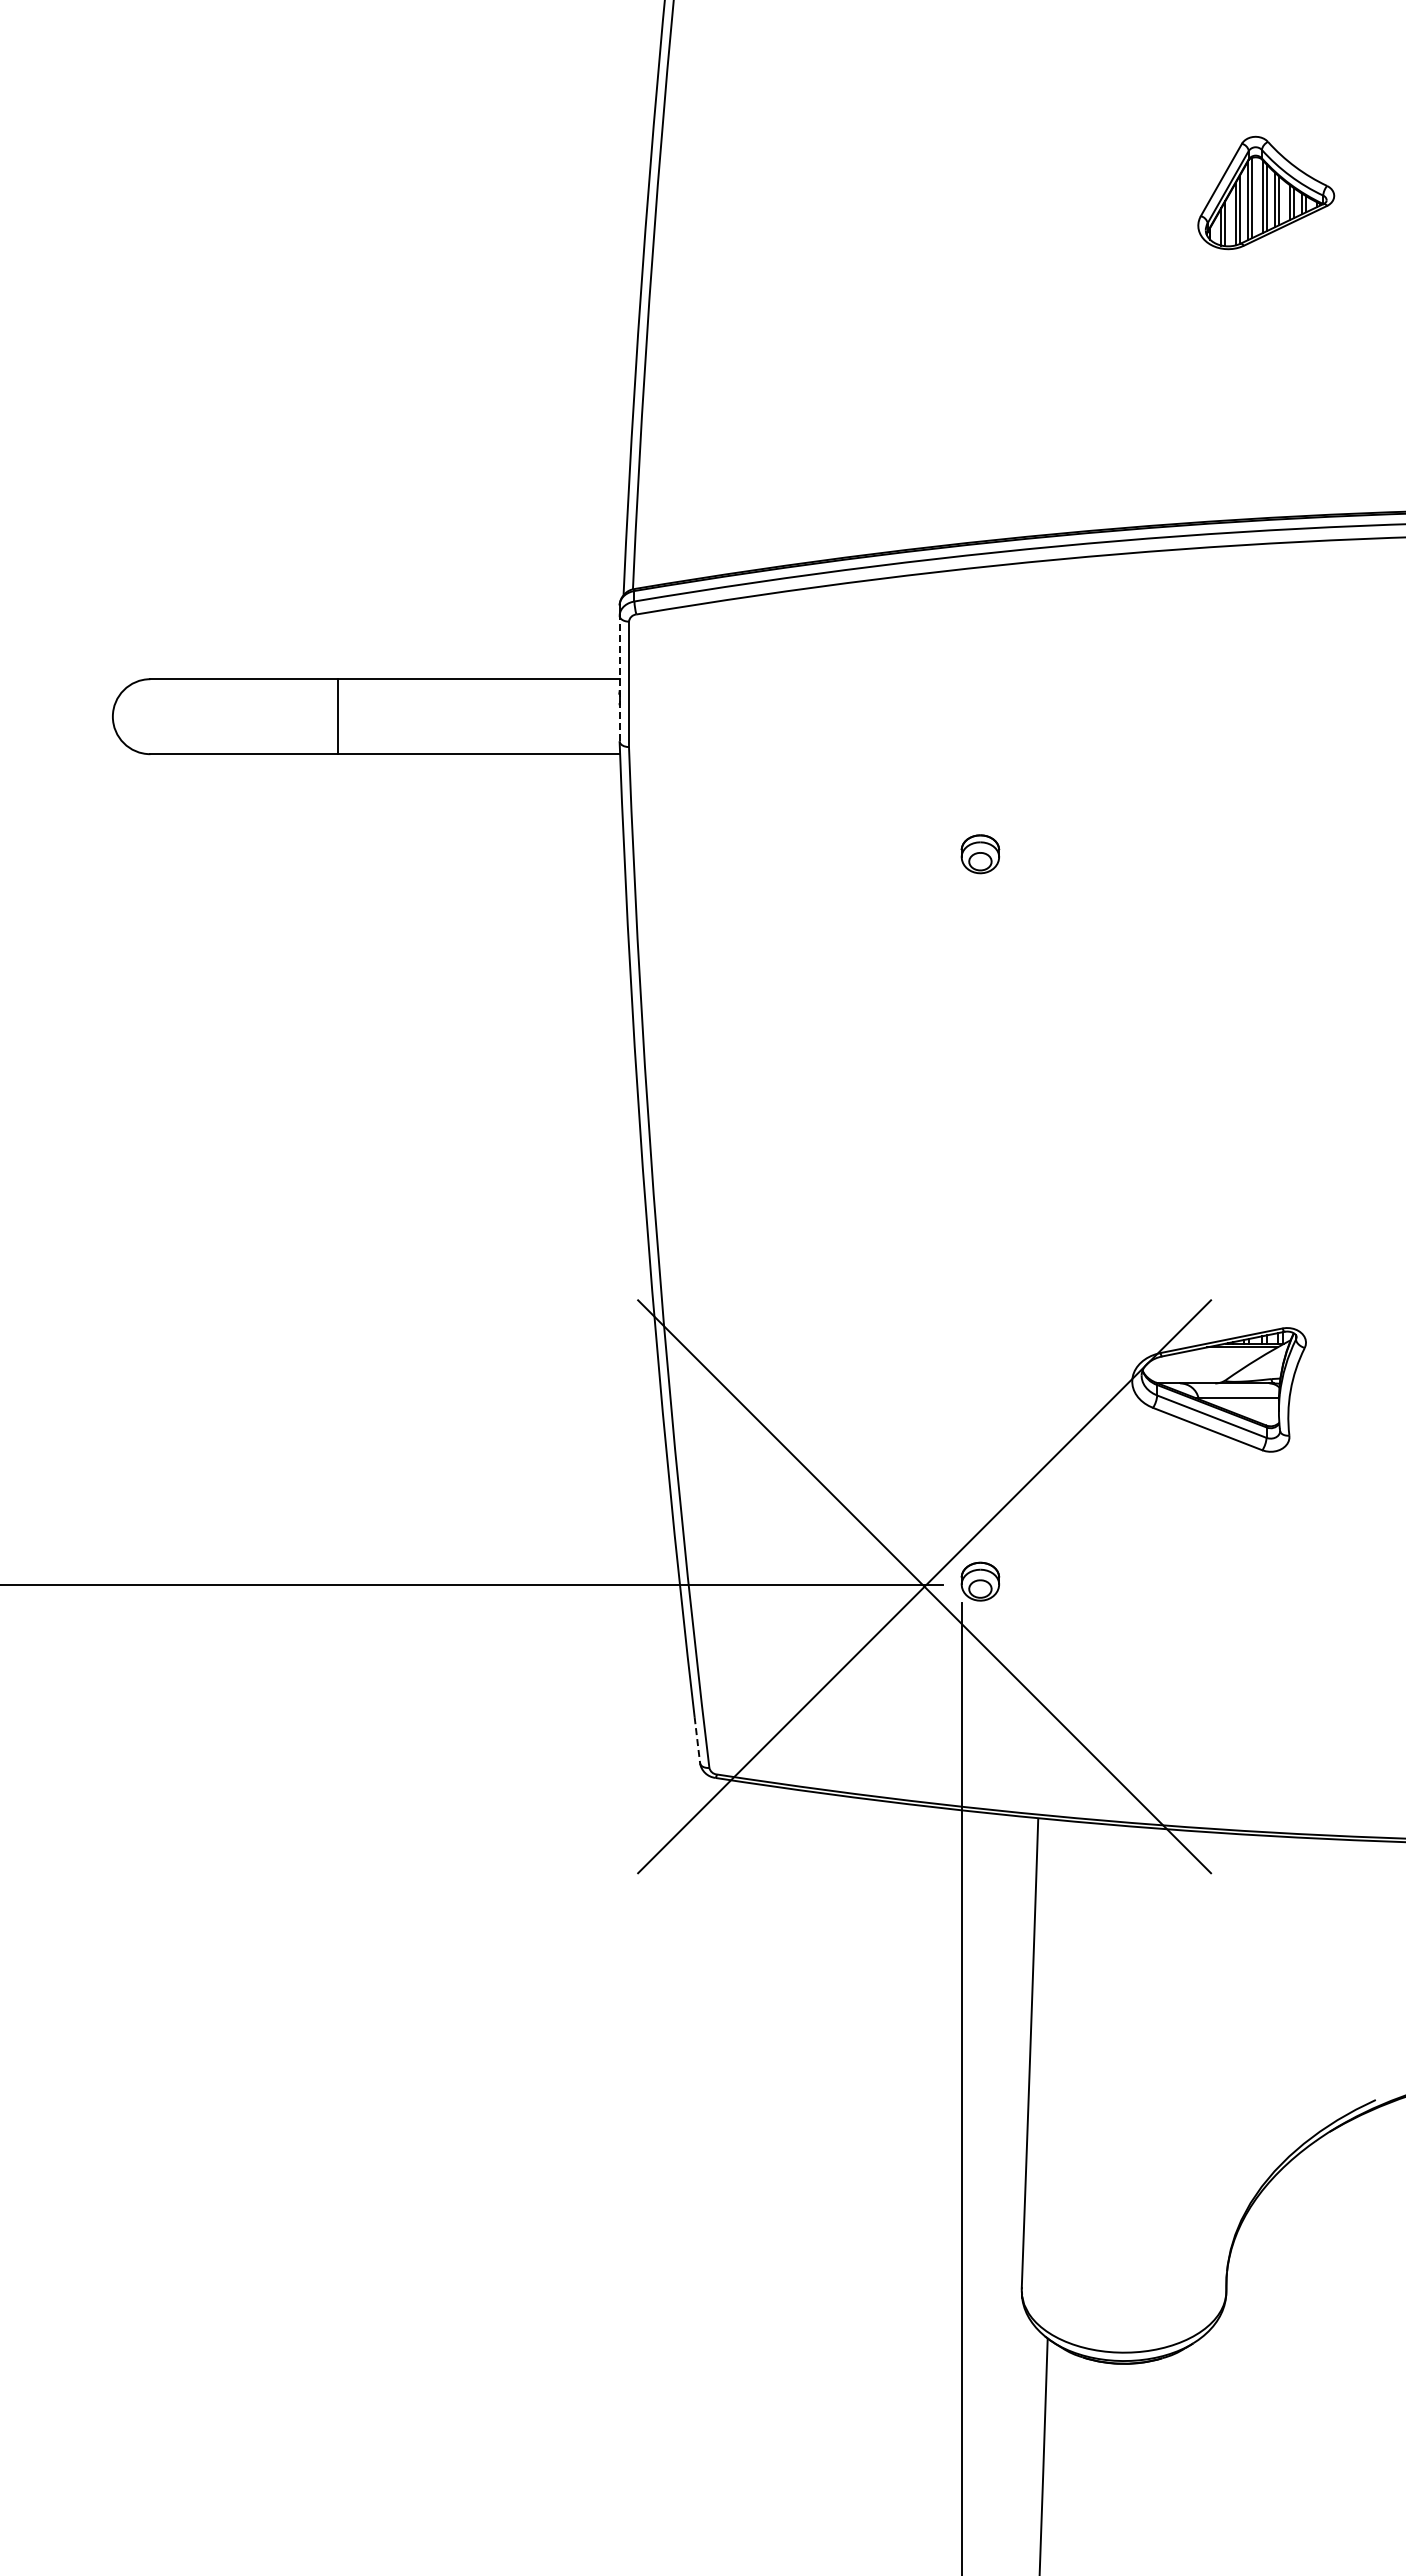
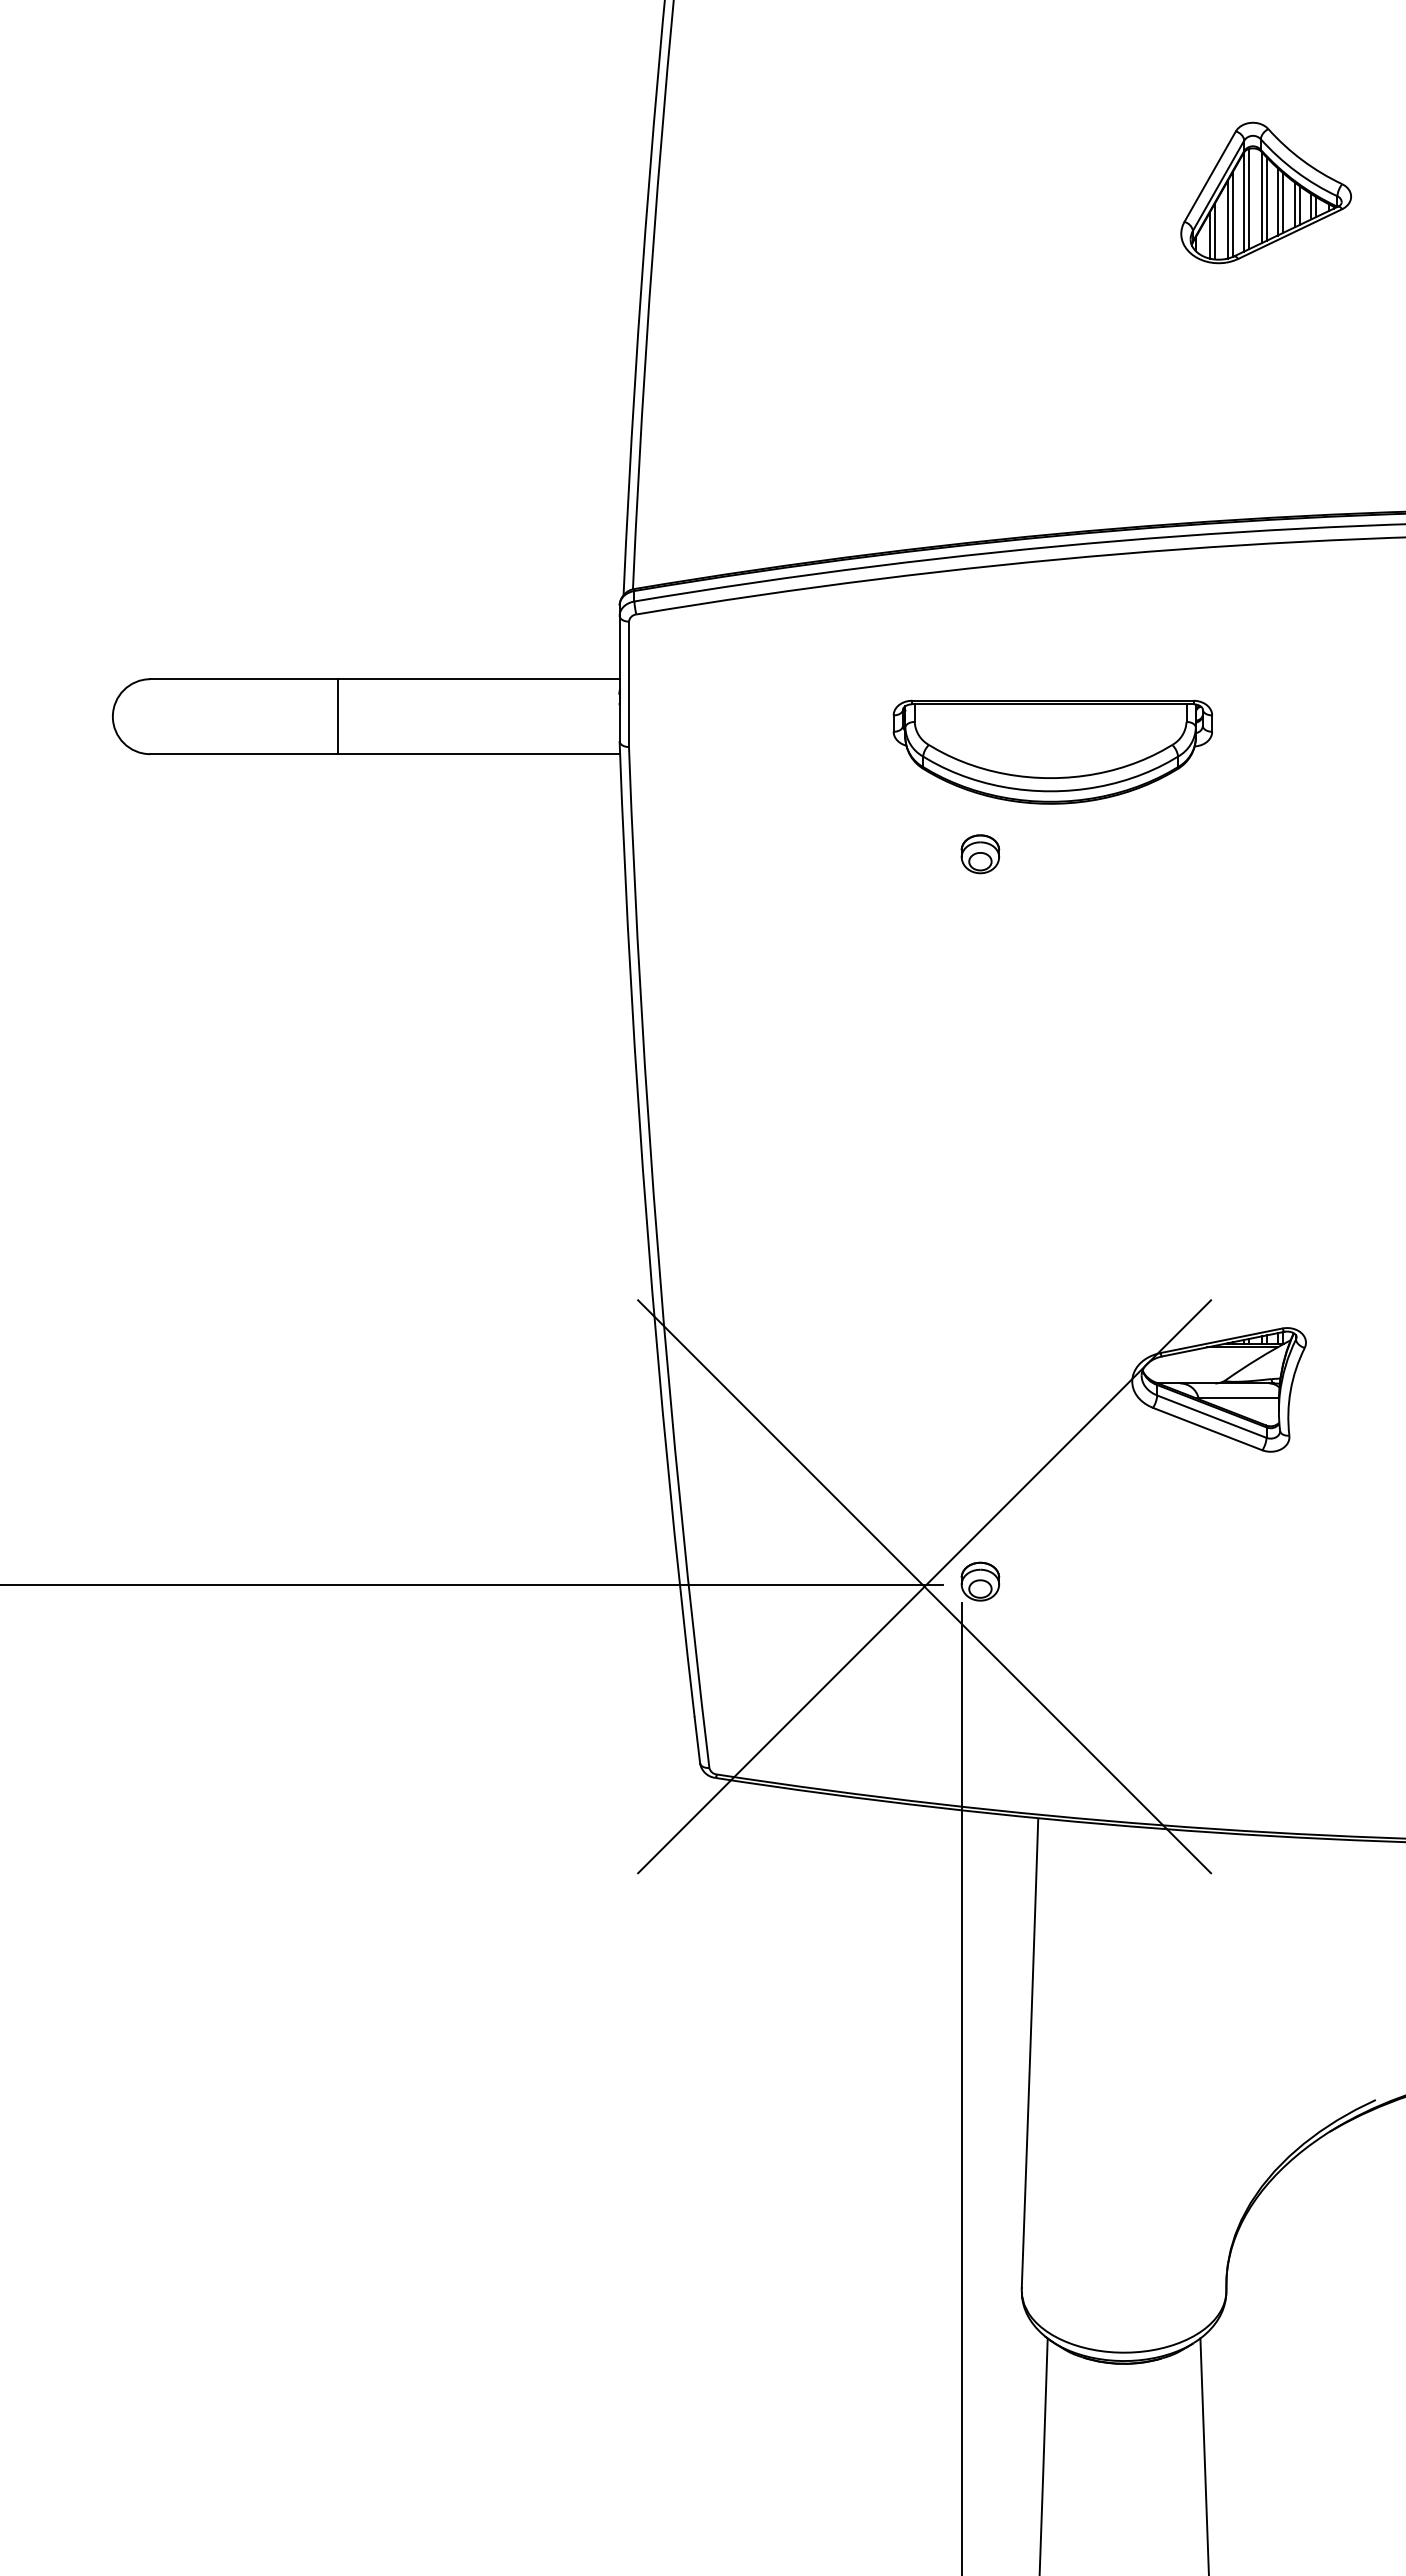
part size: 139x116 px -> 173x144 px (1266, 192)
line: dashed -> solid (619, 678)
part: none -> present (1052, 751)
line: dashed -> solid (697, 1740)
line: none -> present (1204, 2455)
